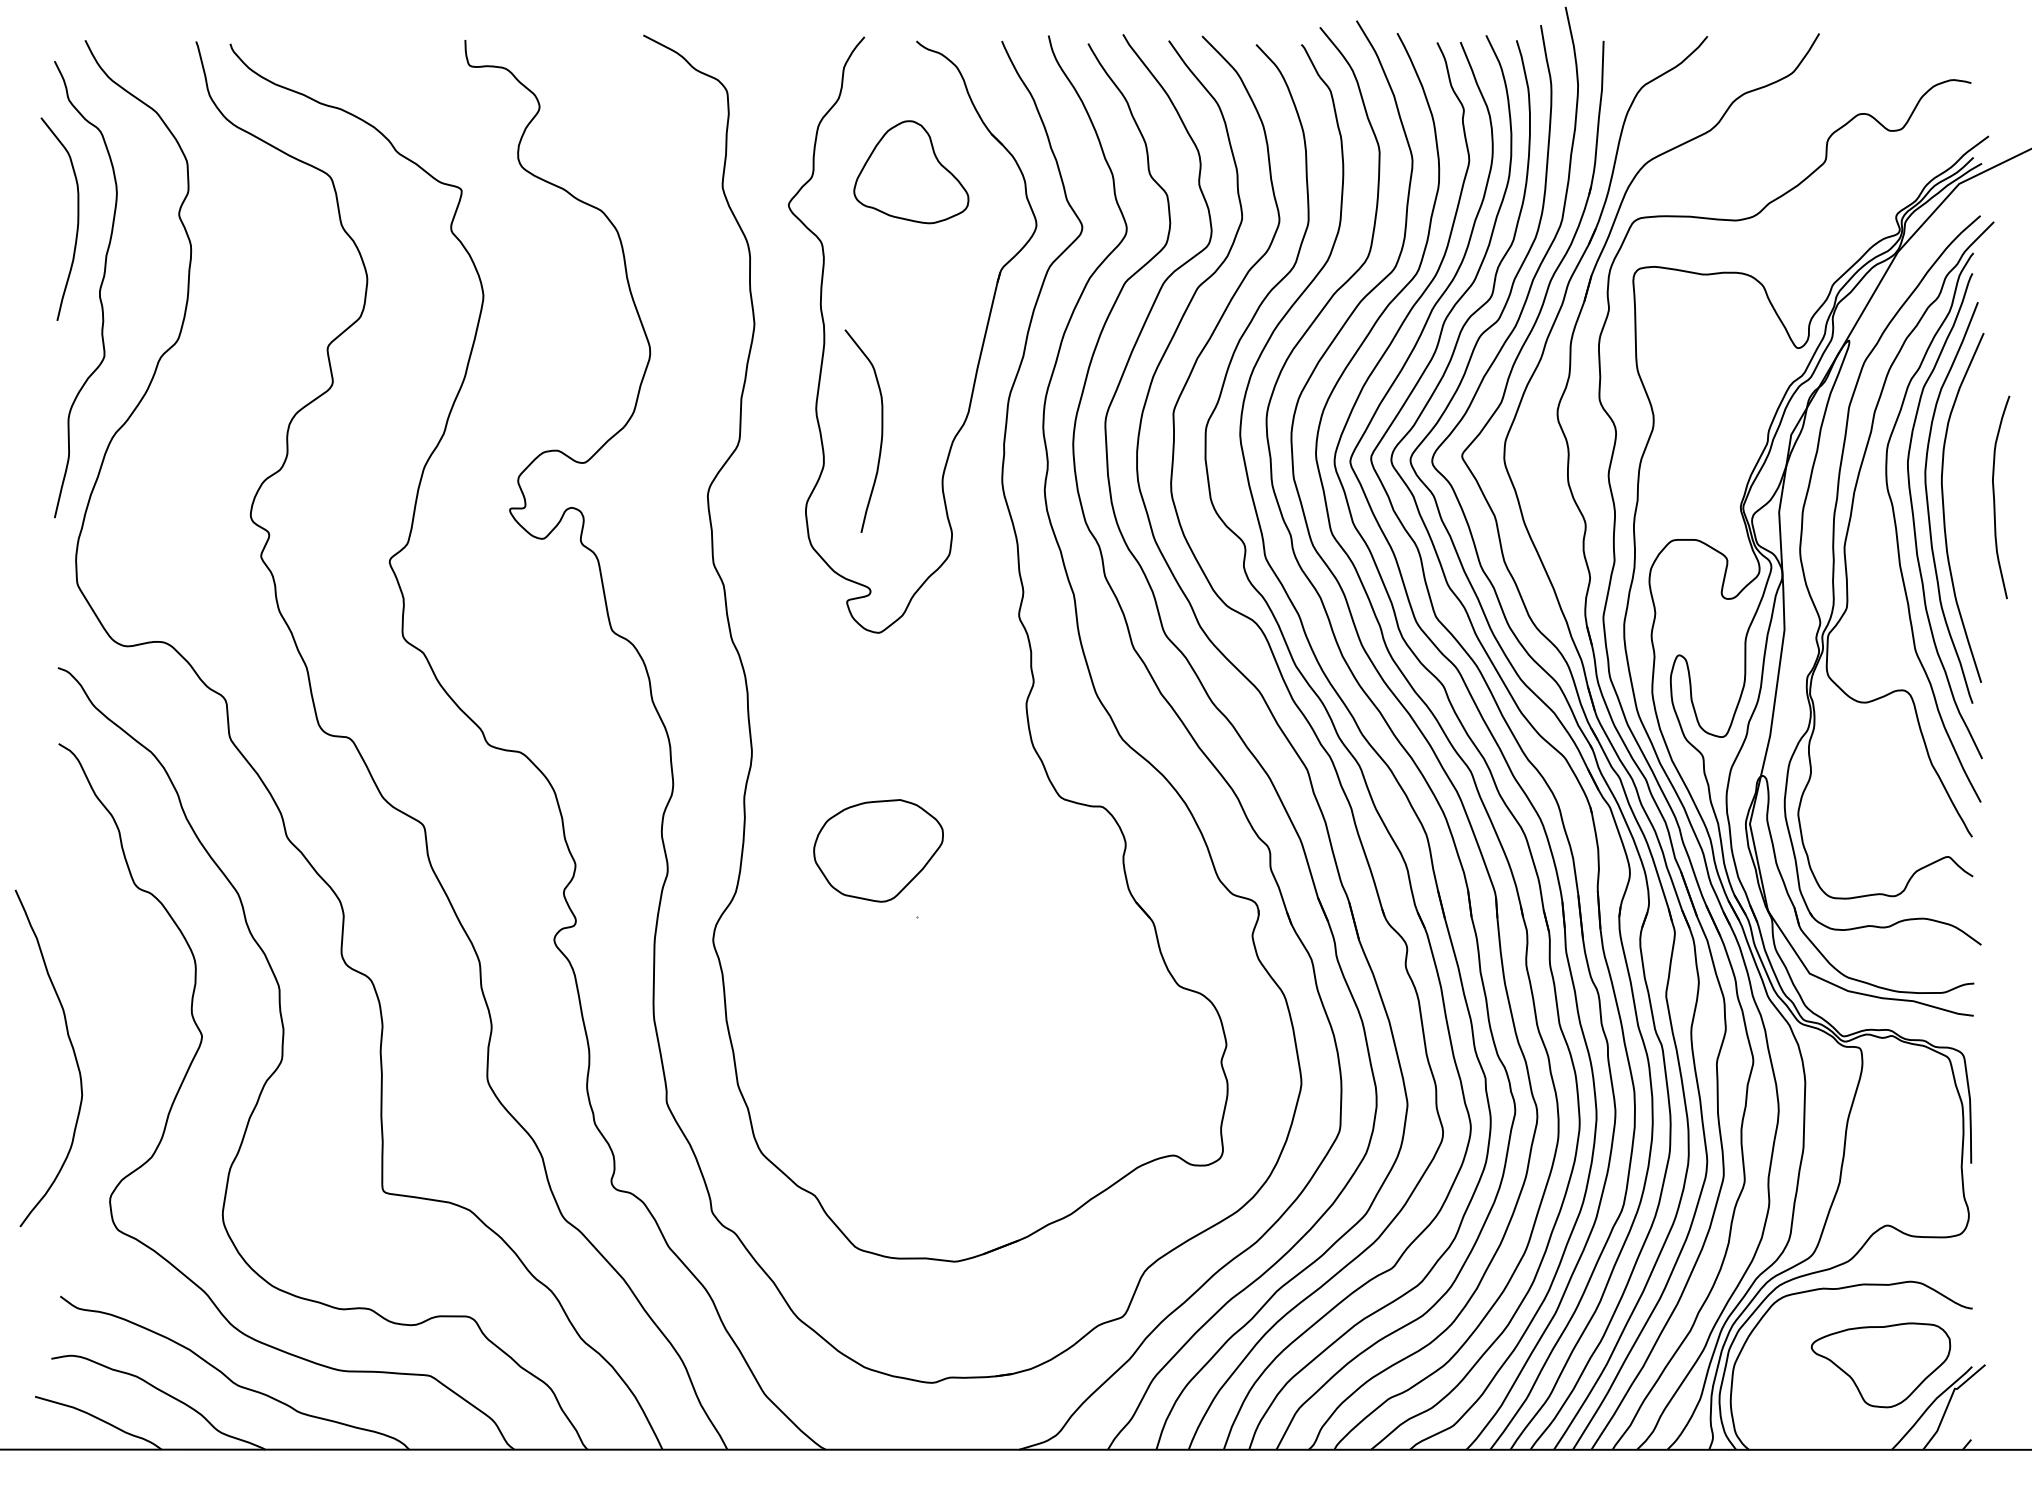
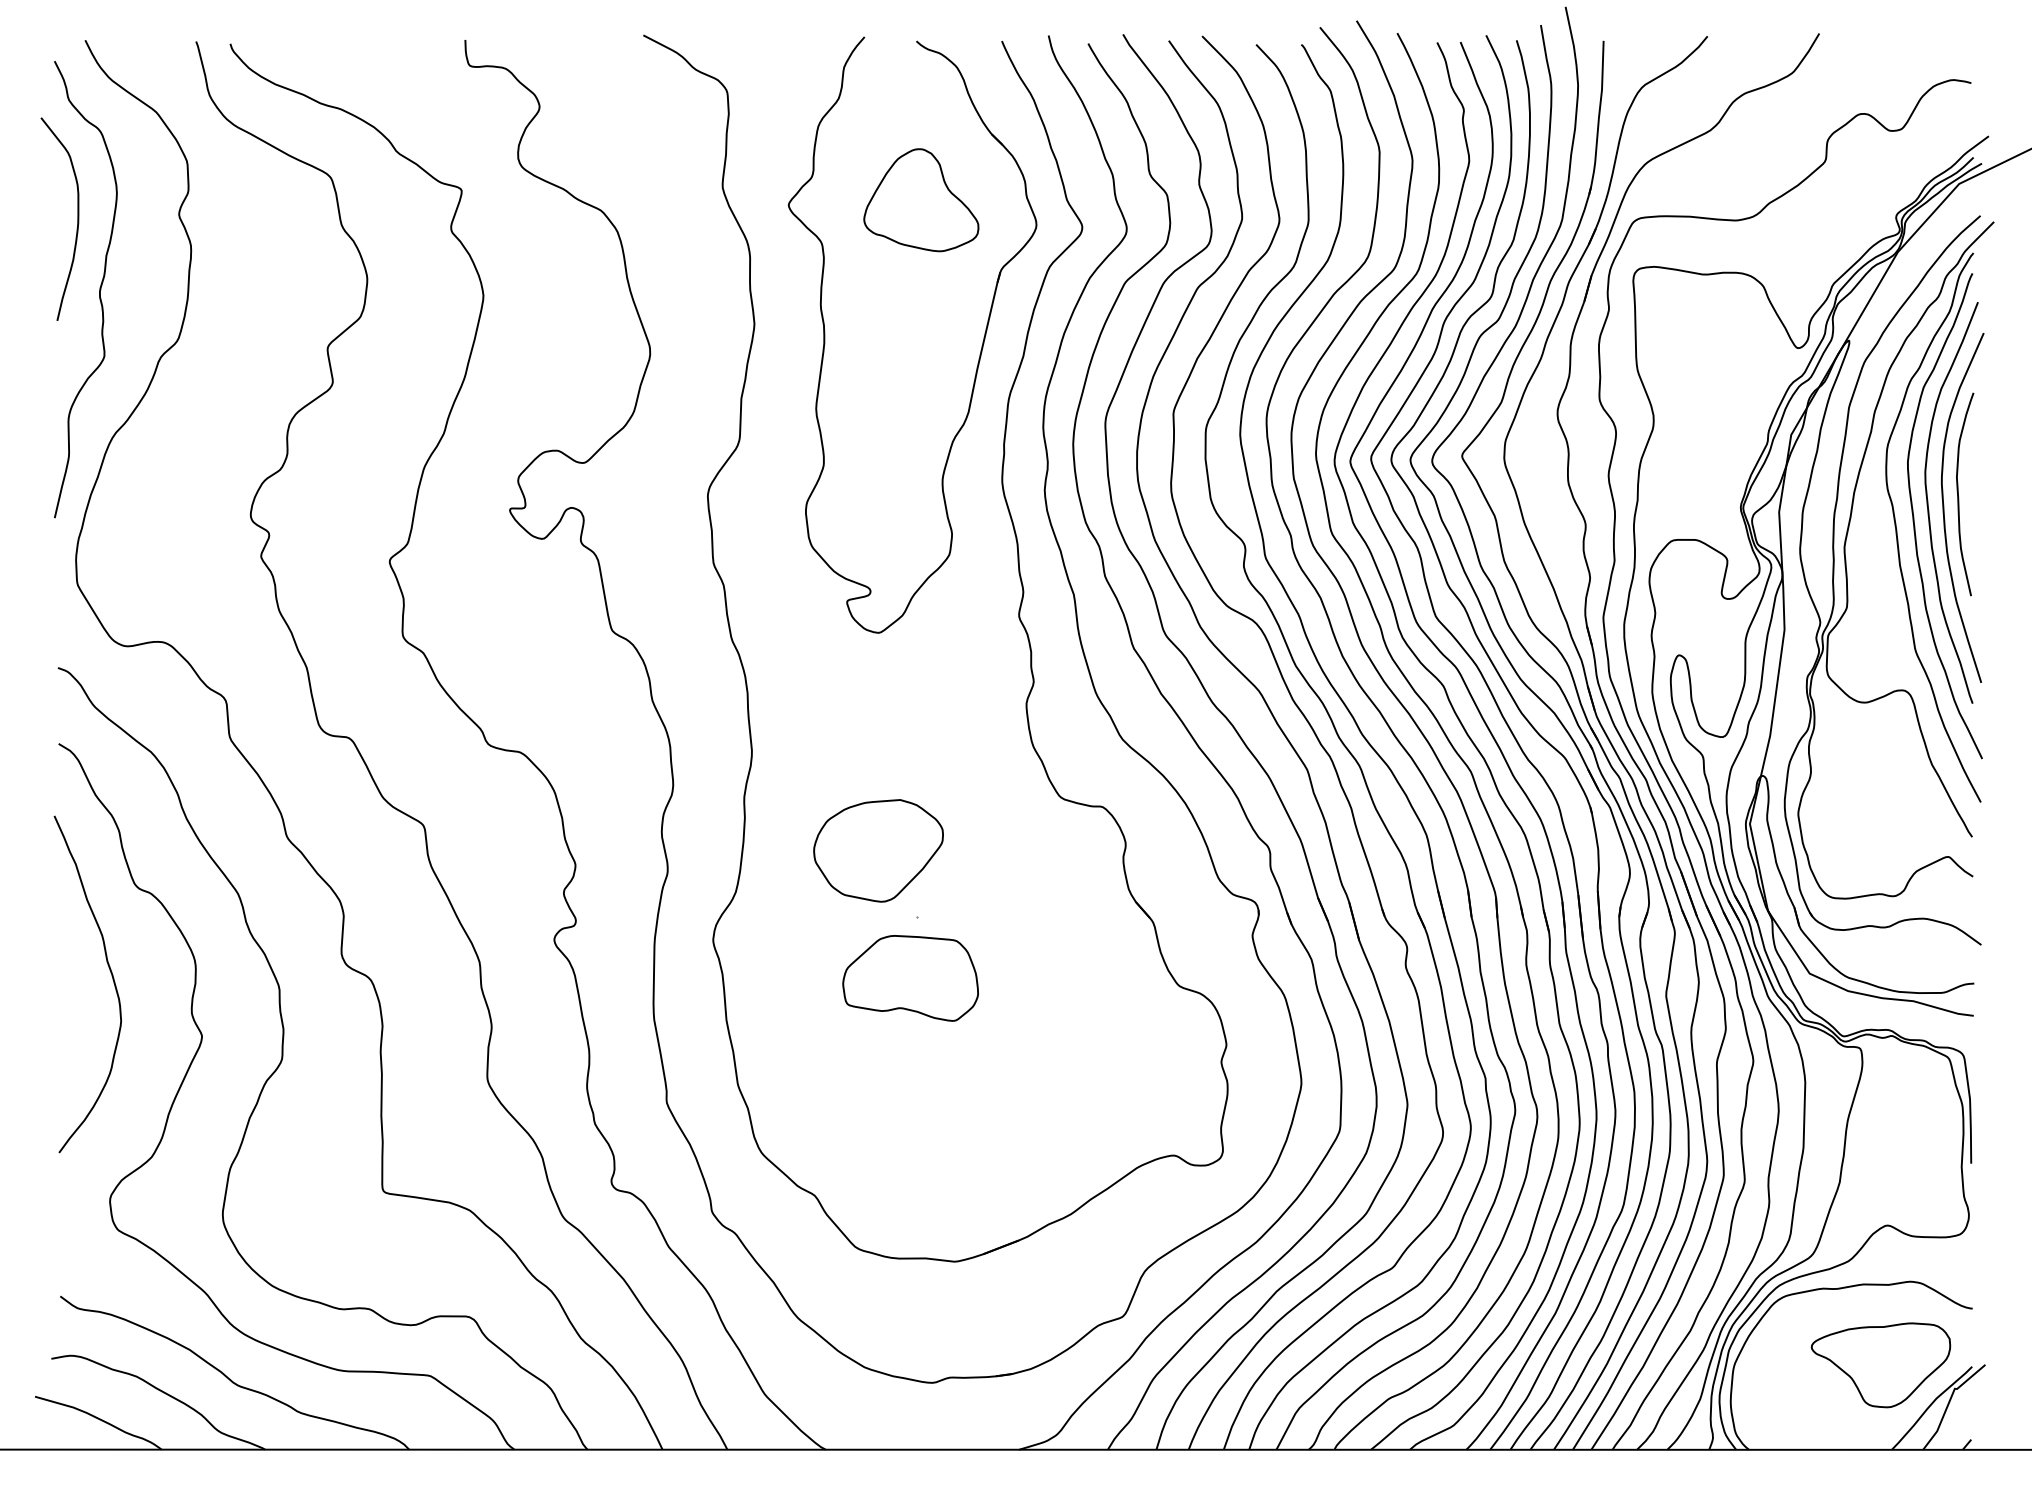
part position: (911, 172) -> (921, 200) (921, 200)
curve: present -> none (881, 430)
curve position: (1995, 500) -> (1959, 497) (1959, 497)
part: none -> present (910, 978)
curve position: (72, 1050) -> (111, 976) (111, 976)
